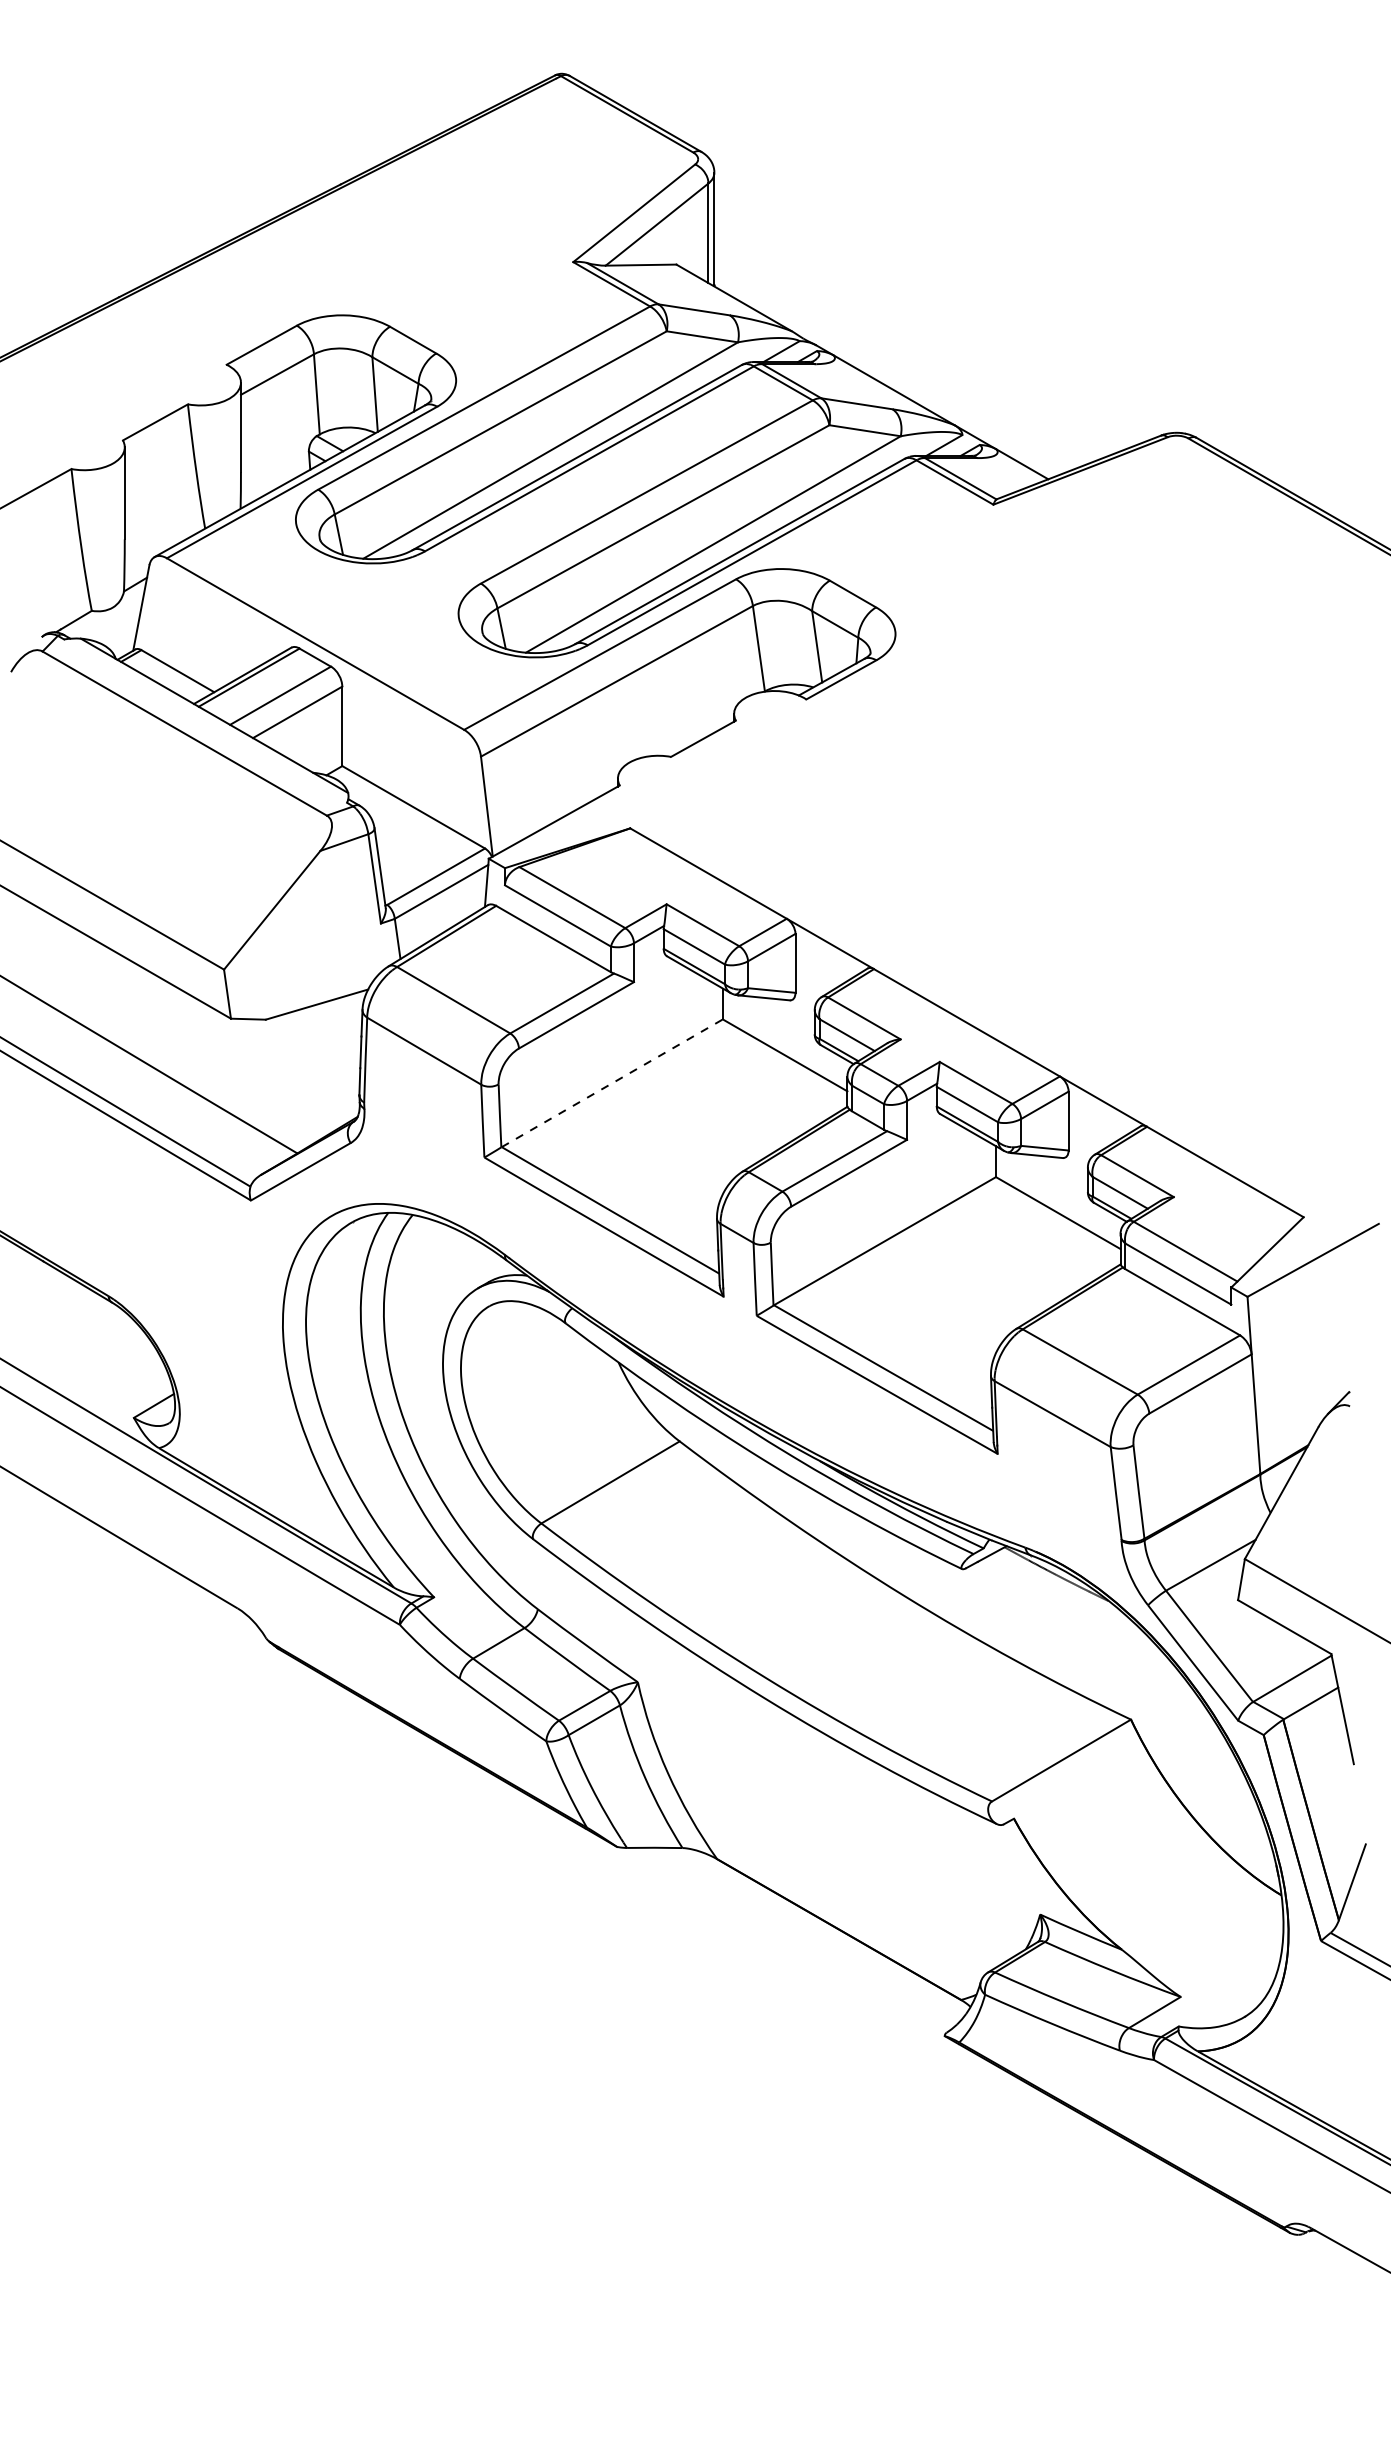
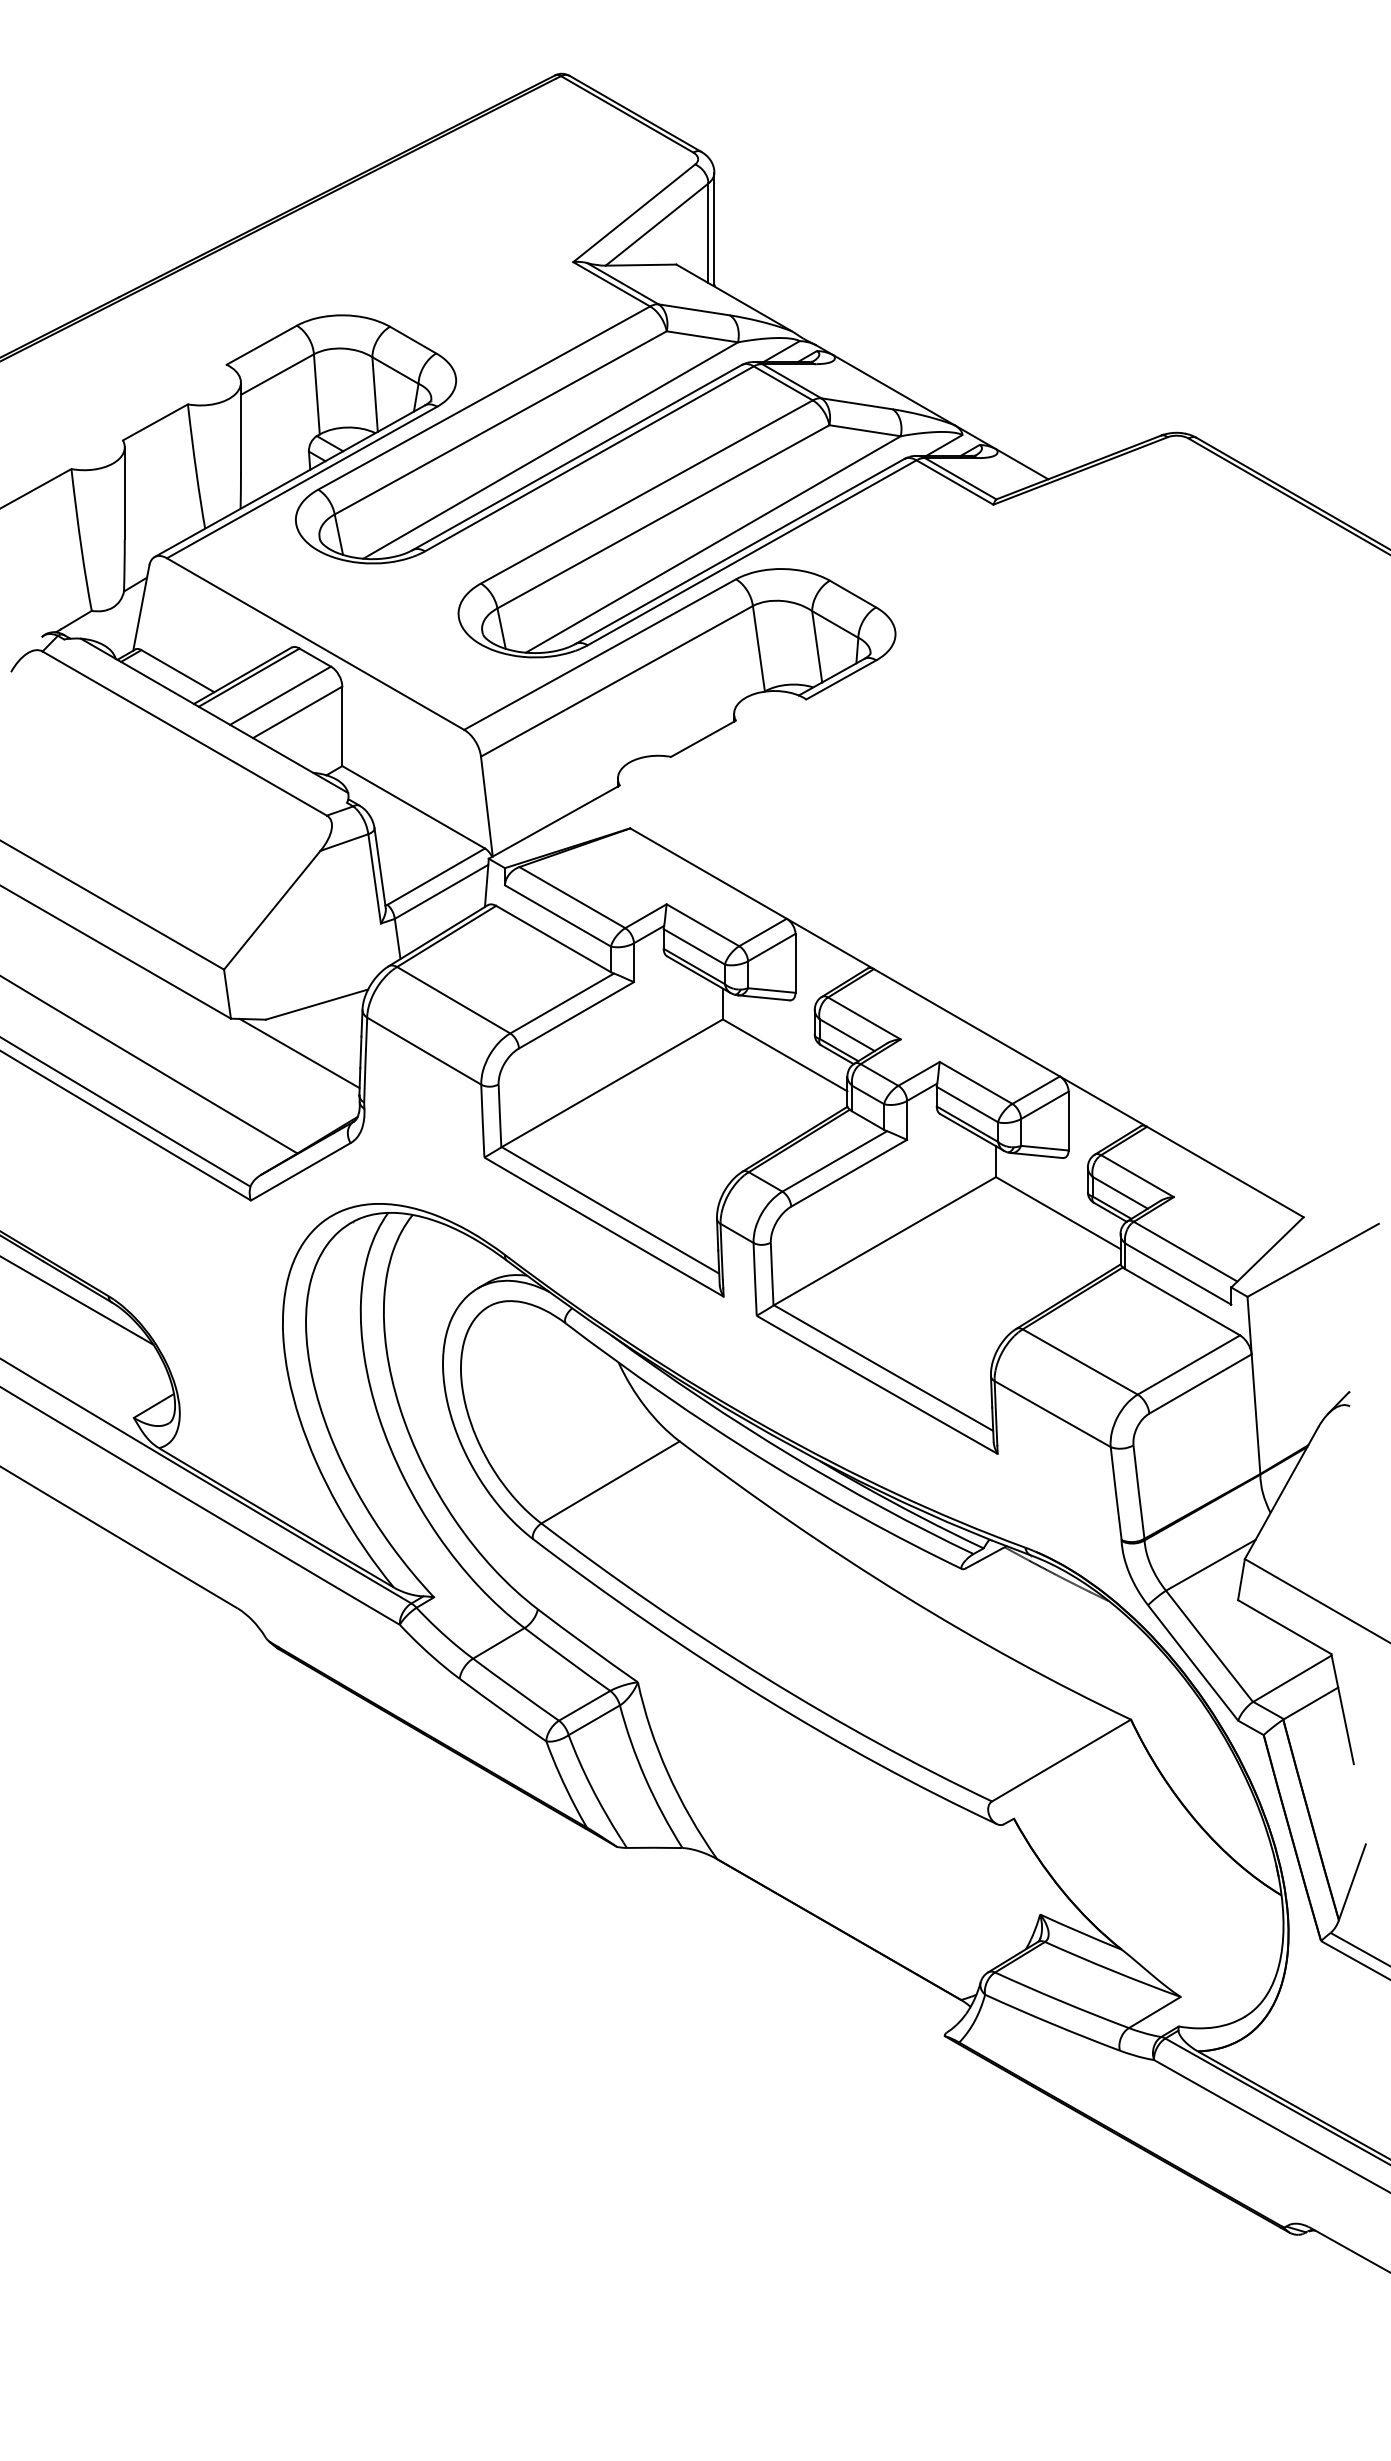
line: none -> present (299, 1053)
line: dashed -> solid (612, 1083)
line: none -> present (77, 1300)
